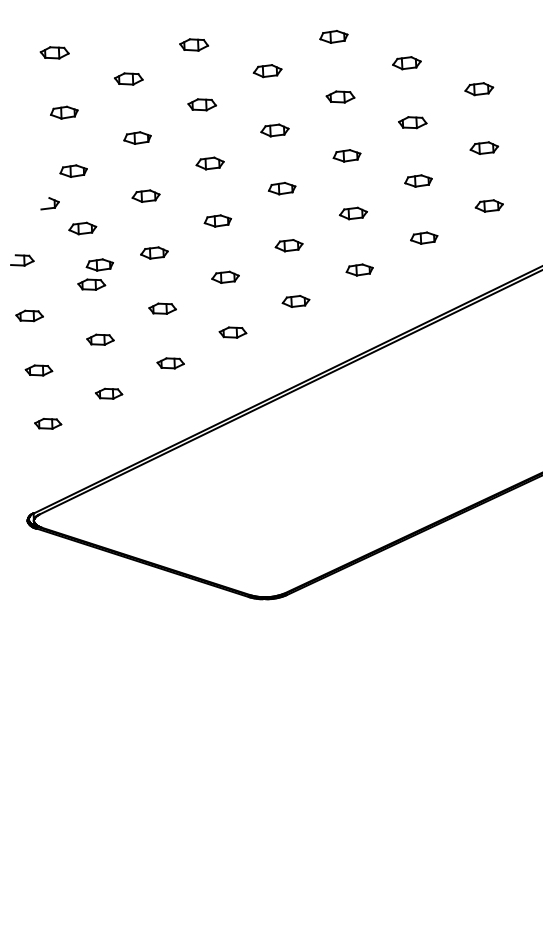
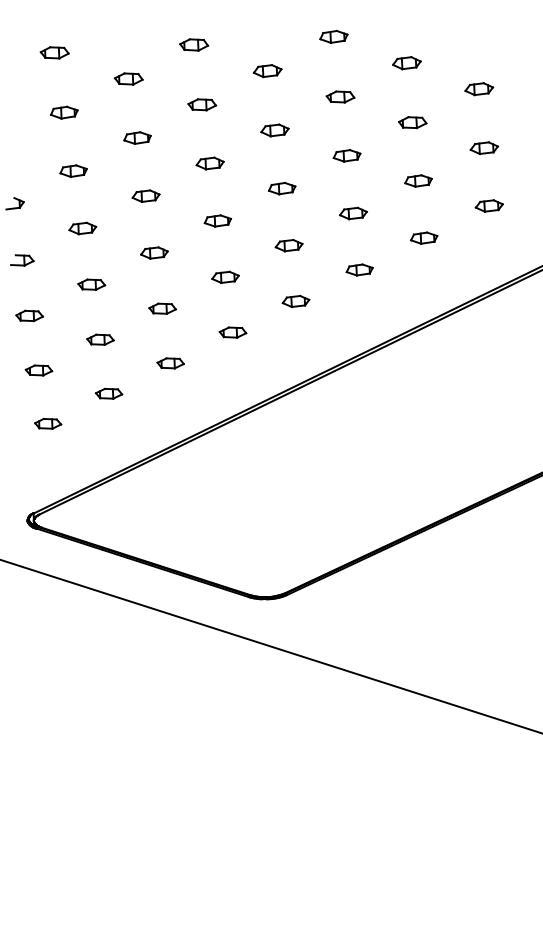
part position: (49, 203) -> (14, 203) (14, 203)
part: present -> none (99, 264)
line: none -> present (270, 646)
